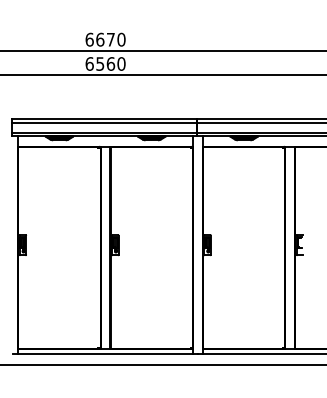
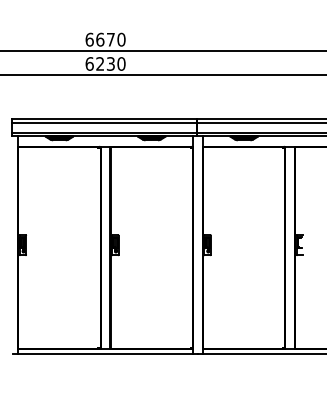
text: 6560 -> 6230 (105, 63)
line: present -> none (162, 365)
